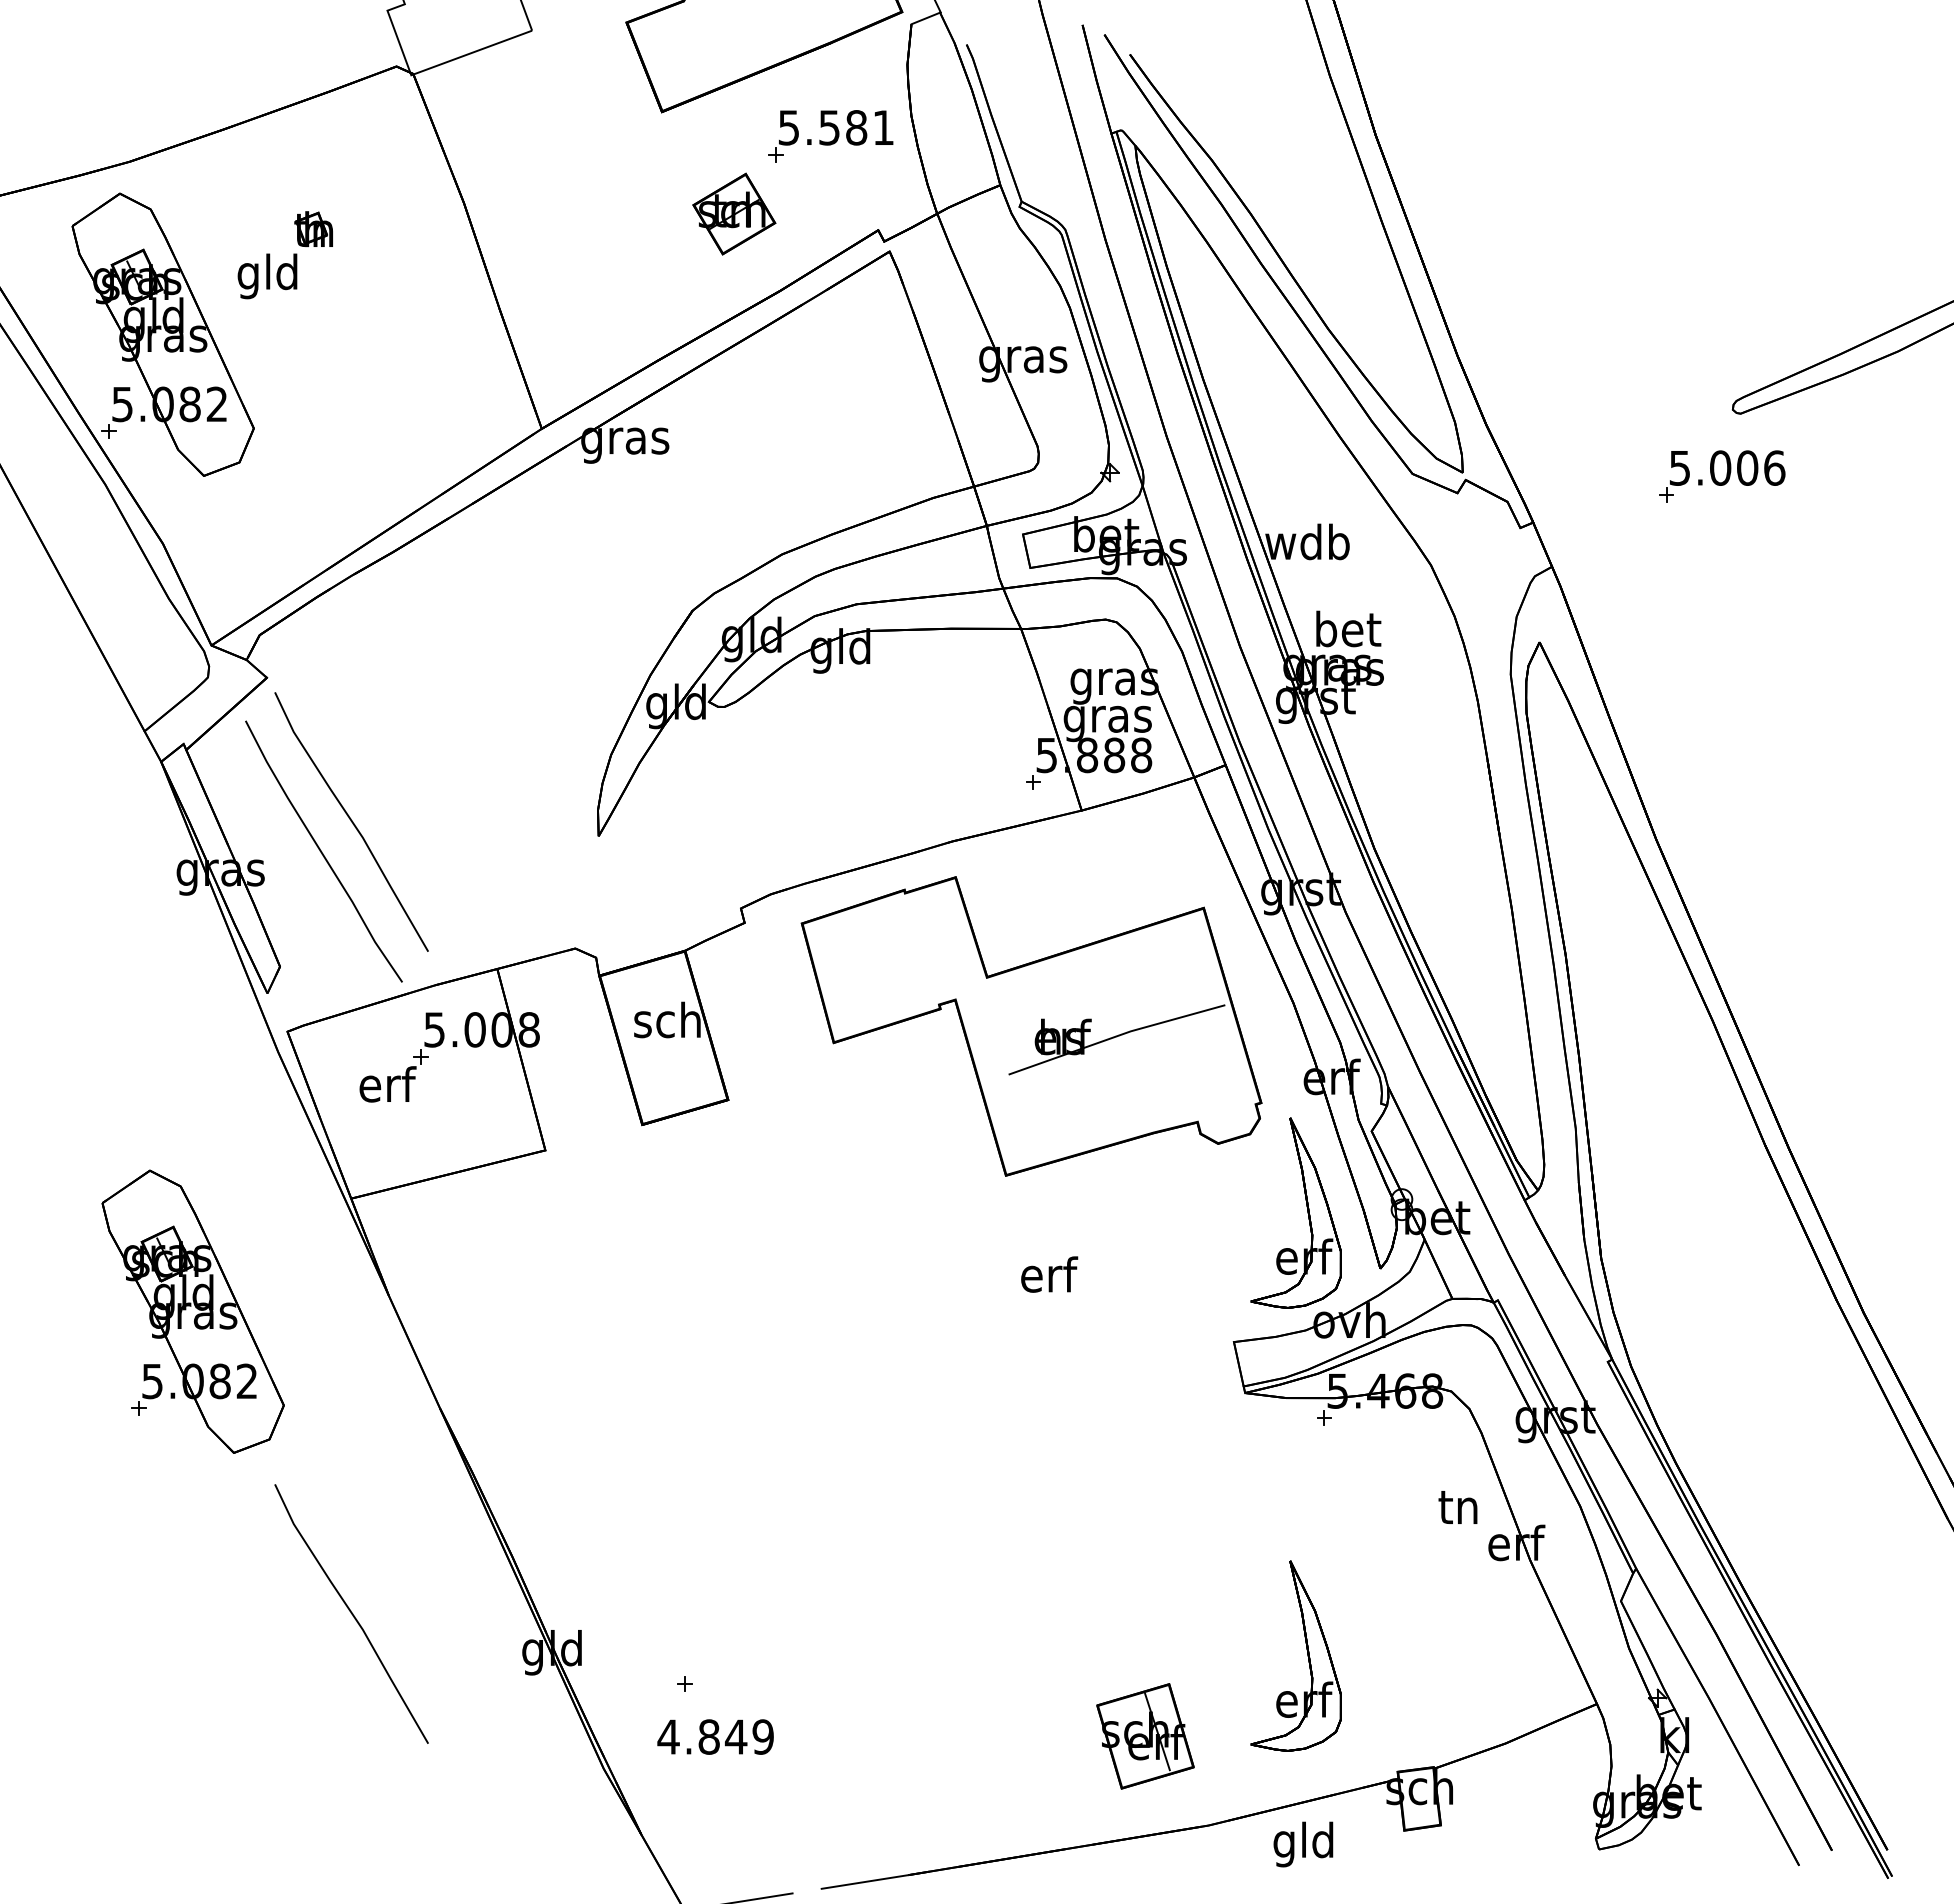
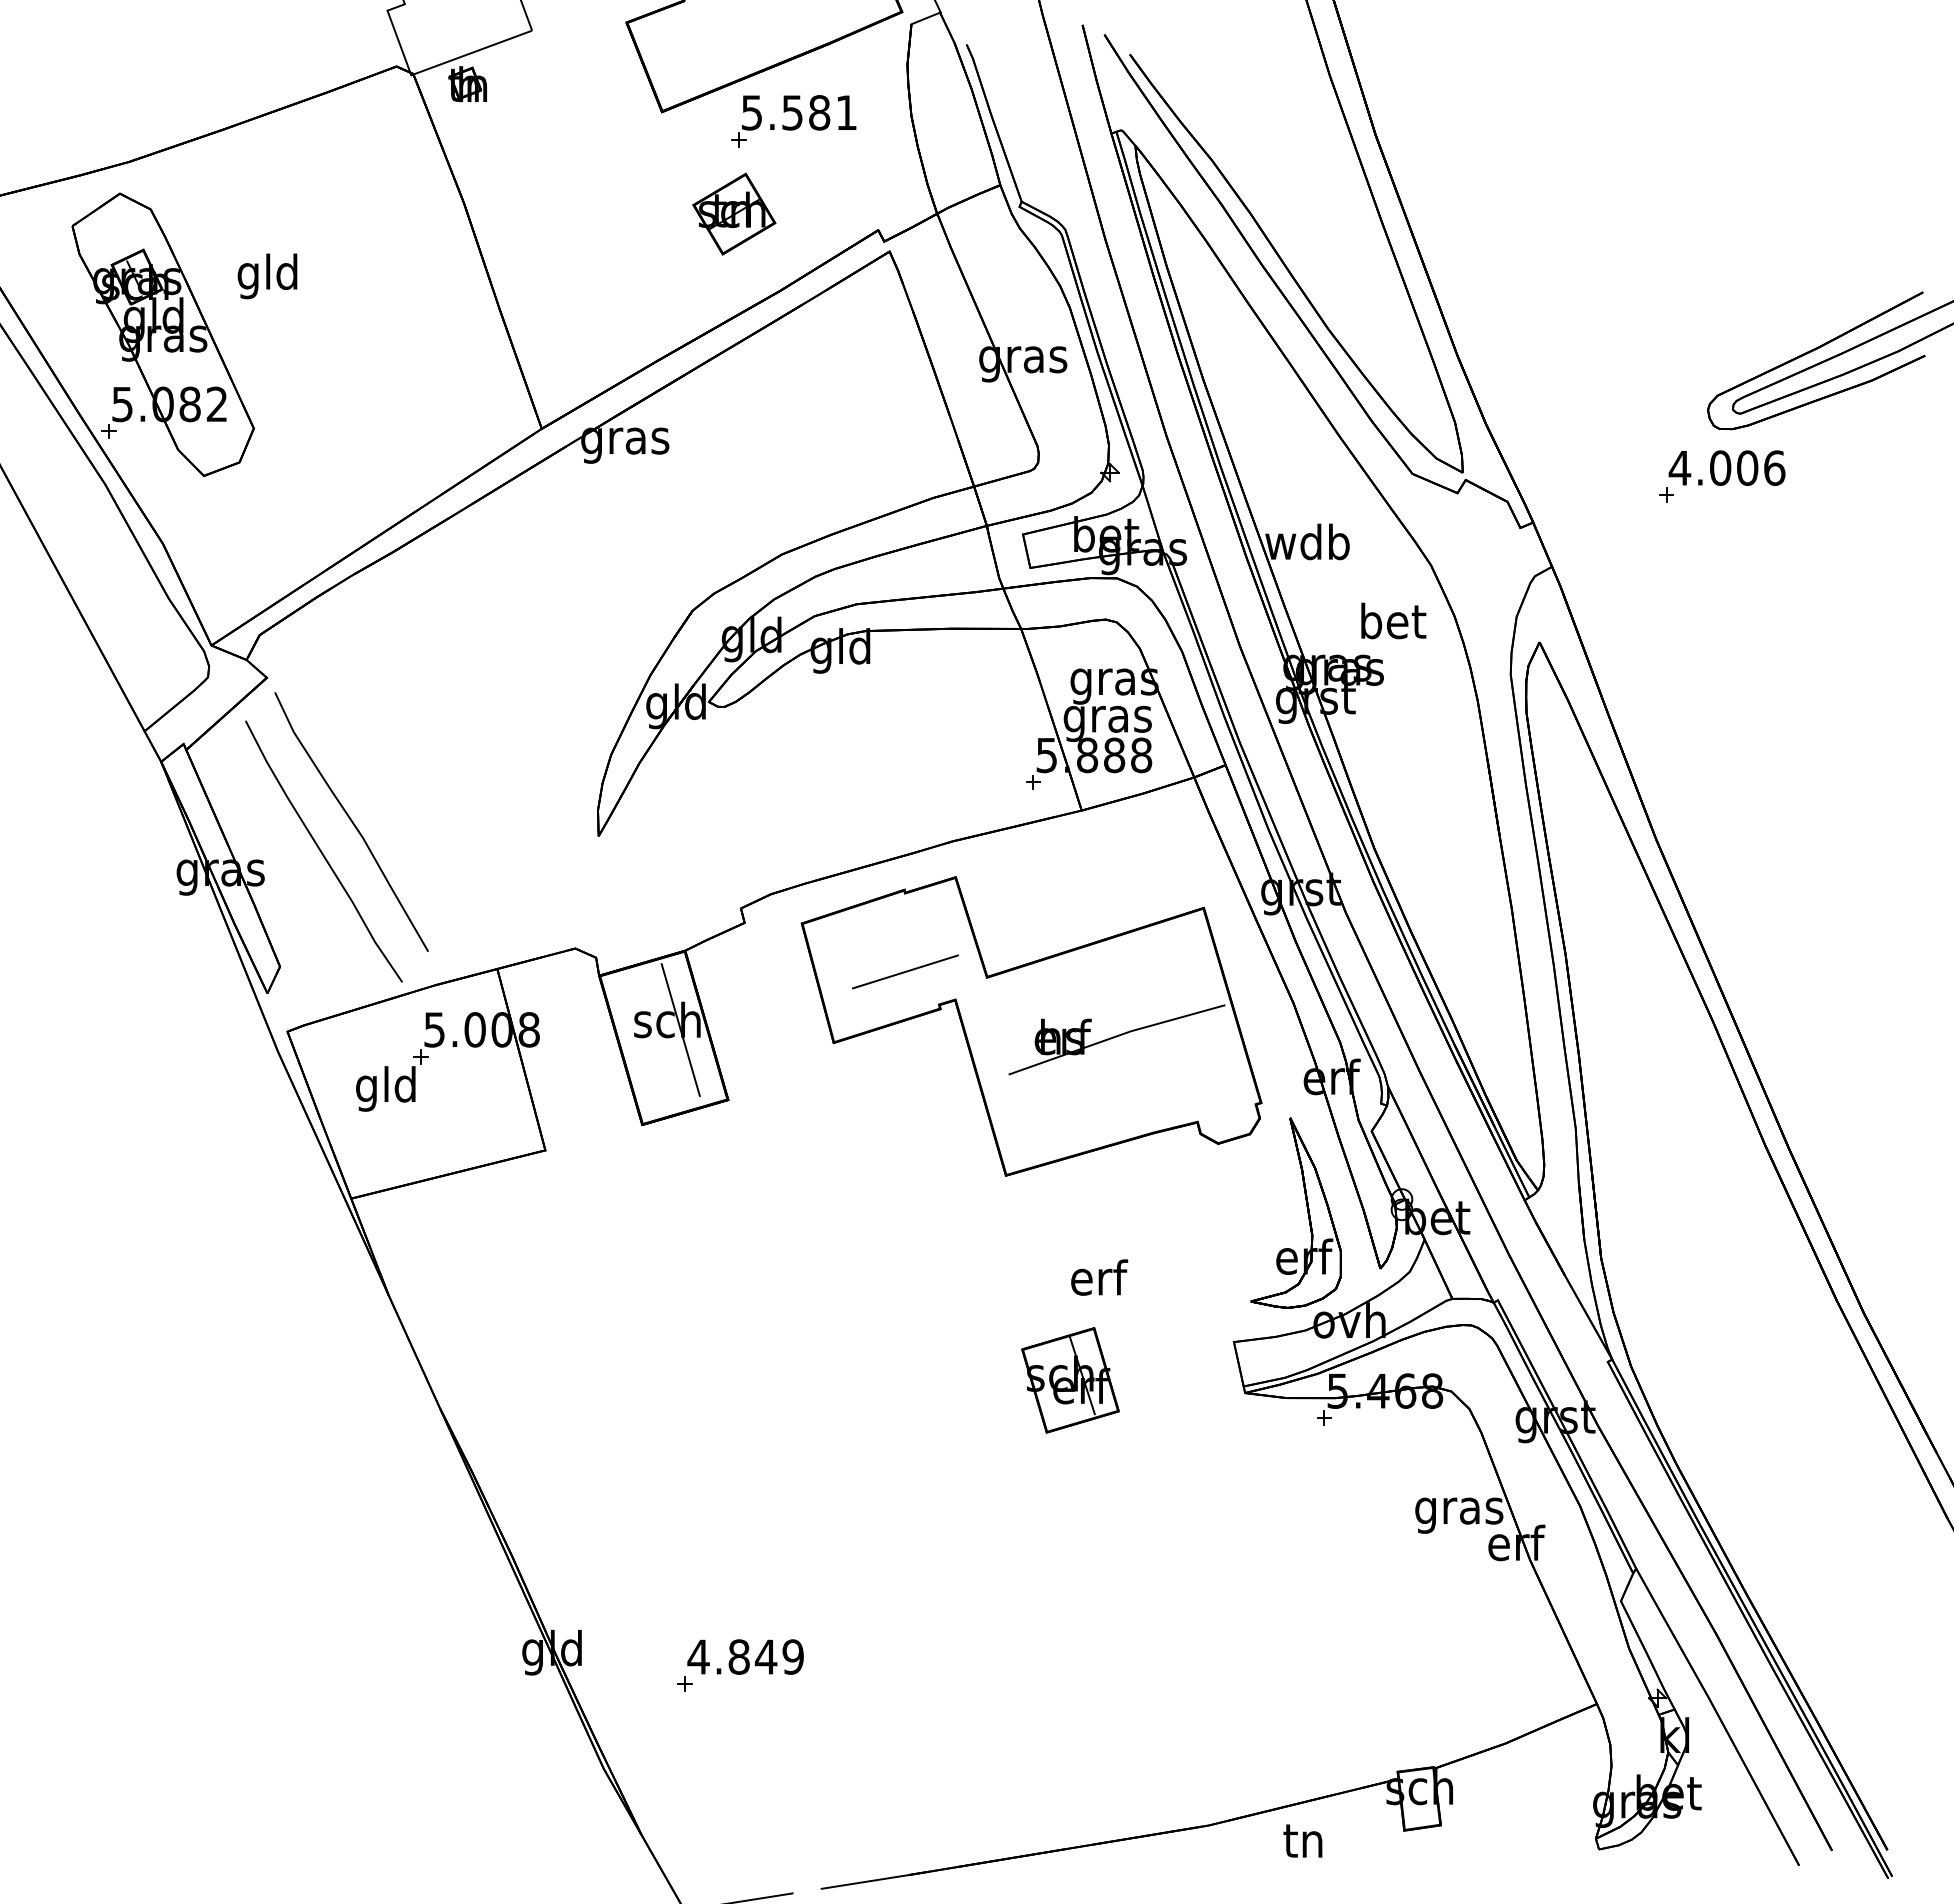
part position: (830, 136) -> (793, 121) (793, 121)
part position: (313, 229) -> (467, 84) (467, 84)
part: none -> present (1811, 352)
text: 5.006 -> 4.006 (1679, 468)
text position: (1348, 628) -> (1393, 620) (1393, 620)
line: none -> present (904, 971)
line: none -> present (680, 1029)
text: erf -> gld (386, 1088)
text position: (1049, 1274) -> (1099, 1277) (1099, 1277)
part: present -> none (192, 1311)
text: tn -> gras (1459, 1512)
curve: present -> none (351, 1613)
part: present -> none (1307, 1655)
text position: (715, 1736) -> (745, 1656) (745, 1656)
part position: (1145, 1736) -> (1070, 1380) (1070, 1380)
text: gld -> tn (1303, 1844)
